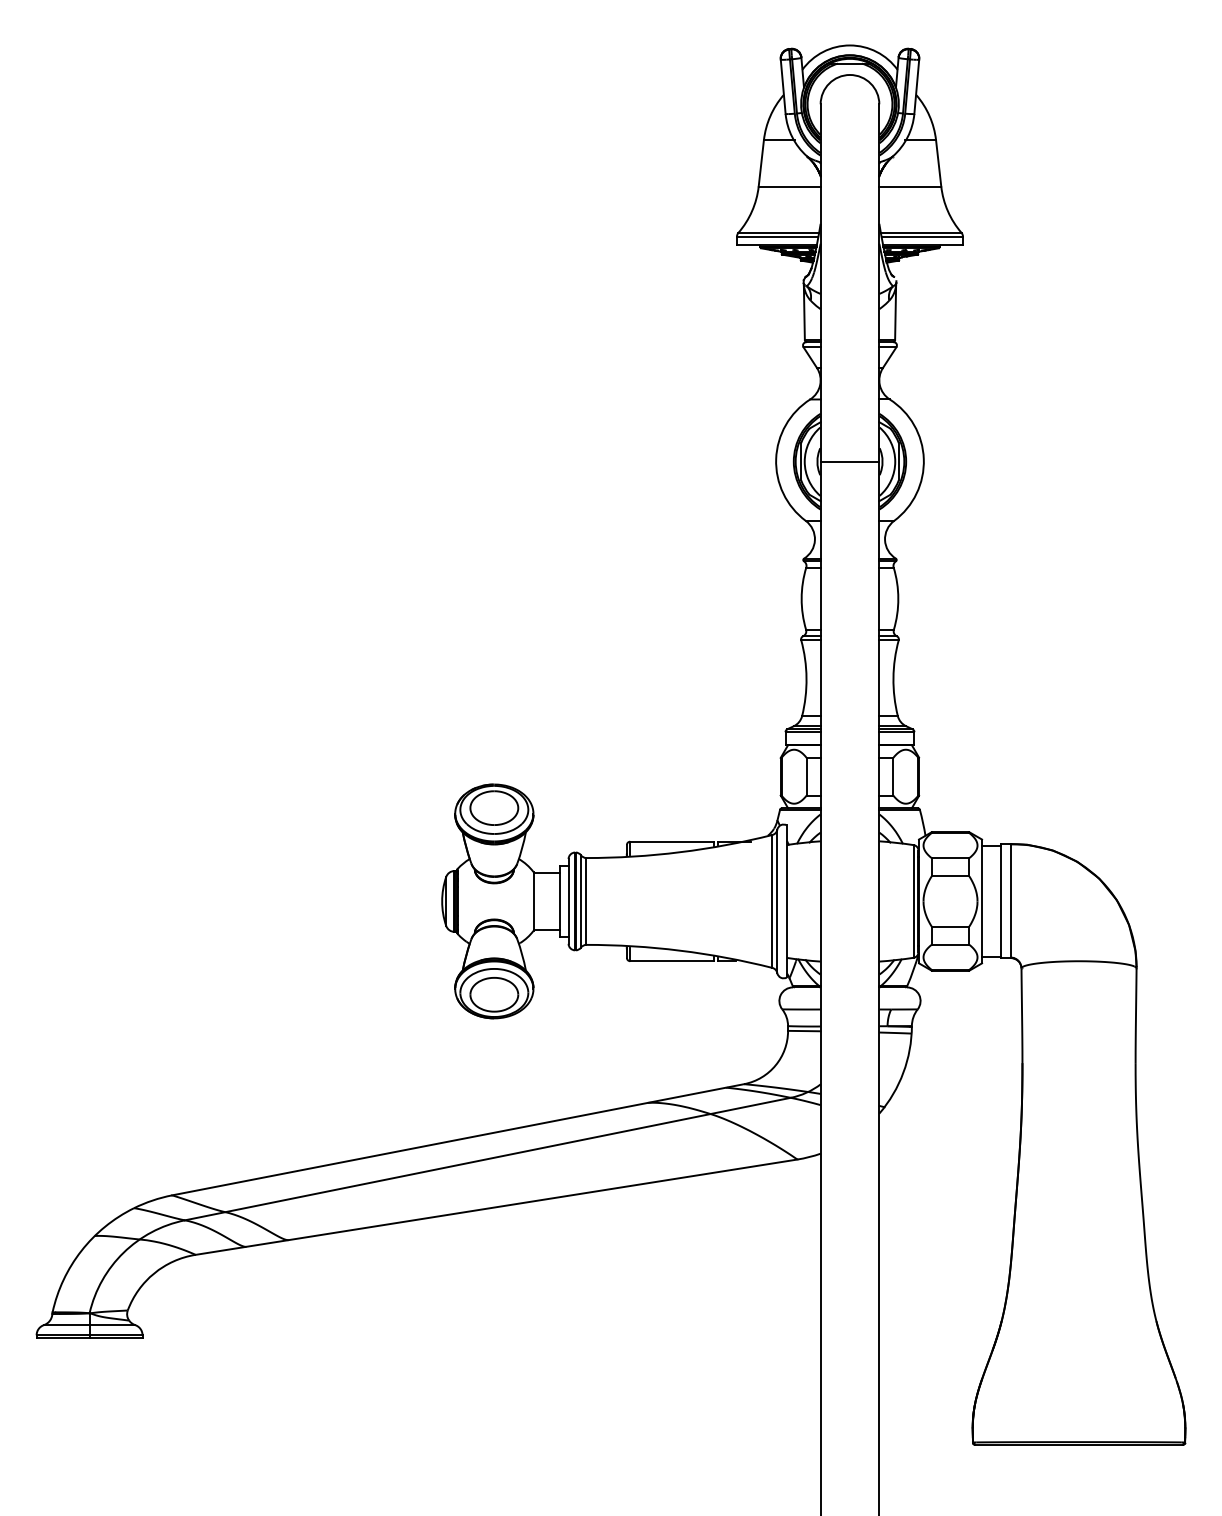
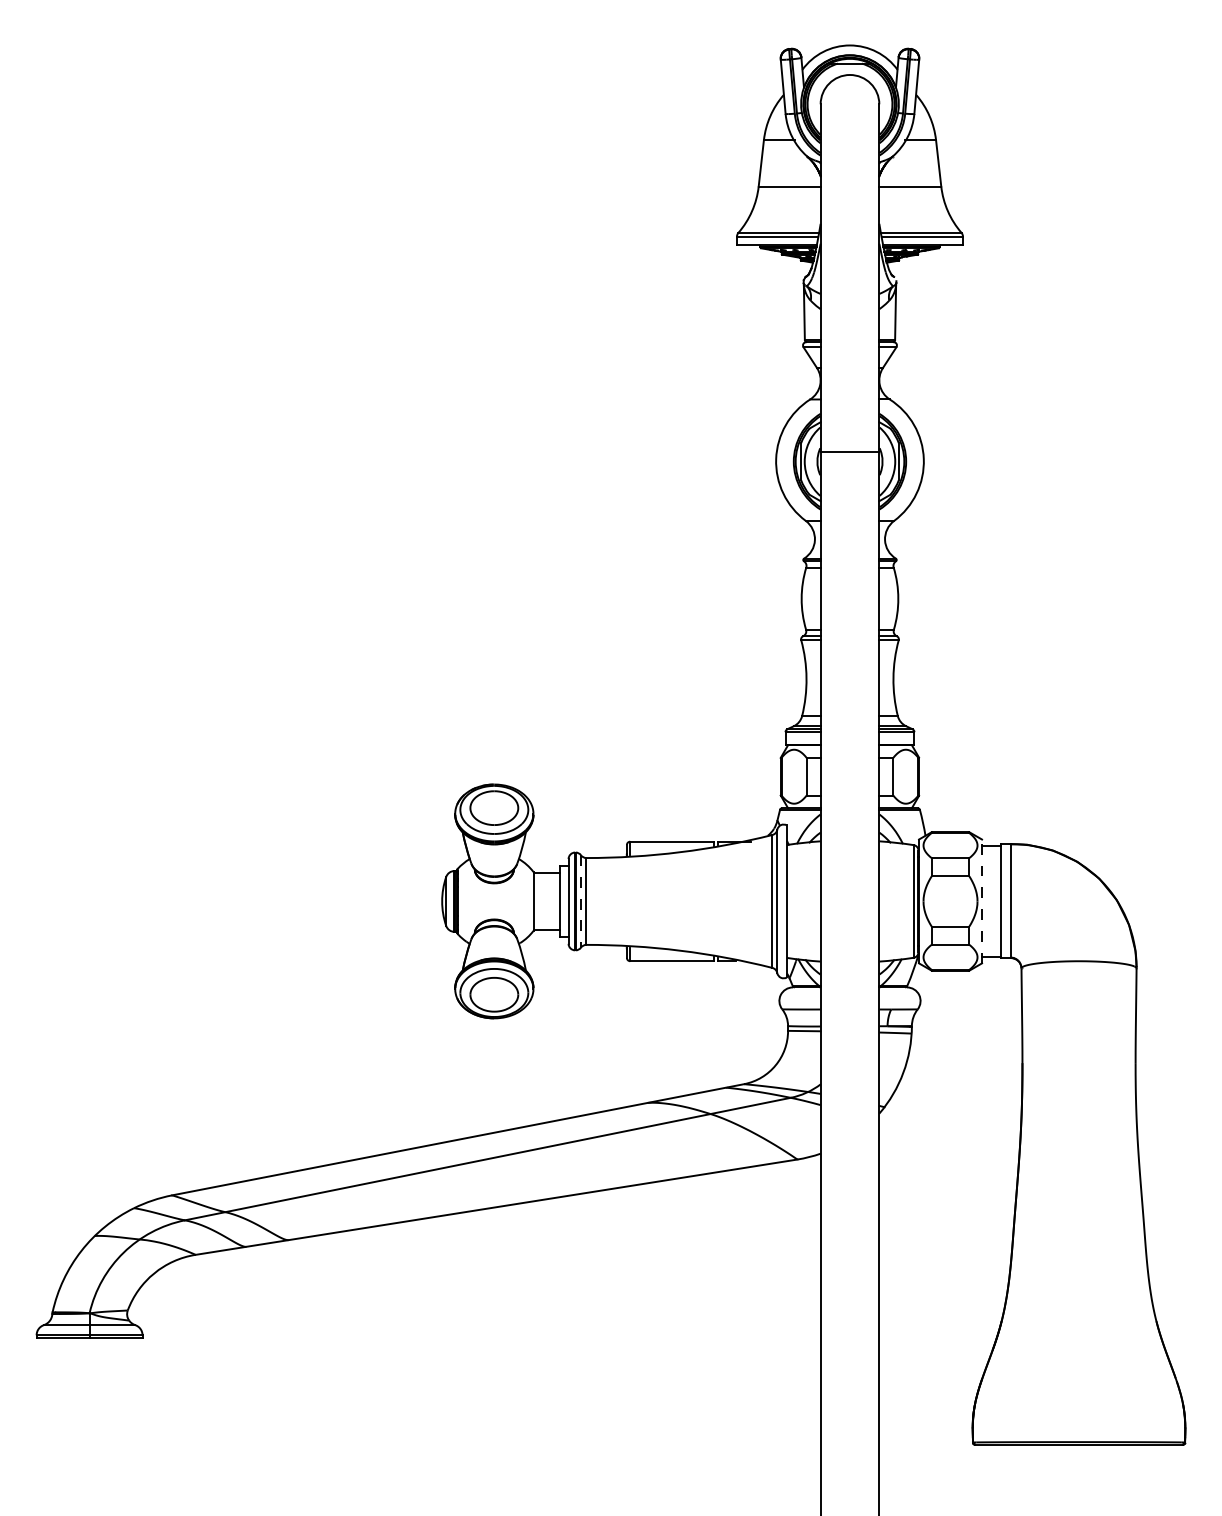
line position: (849, 461) -> (849, 451) (849, 451)
line: solid -> dashed (581, 901)
line: solid -> dashed (982, 901)
